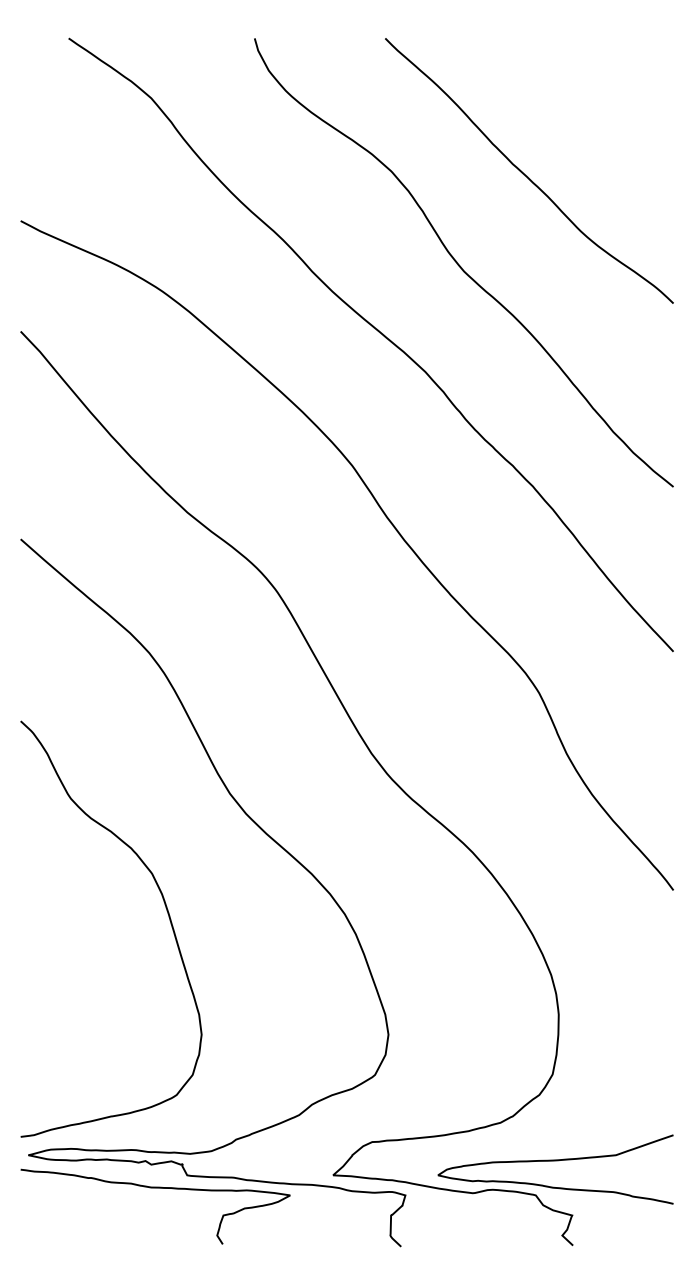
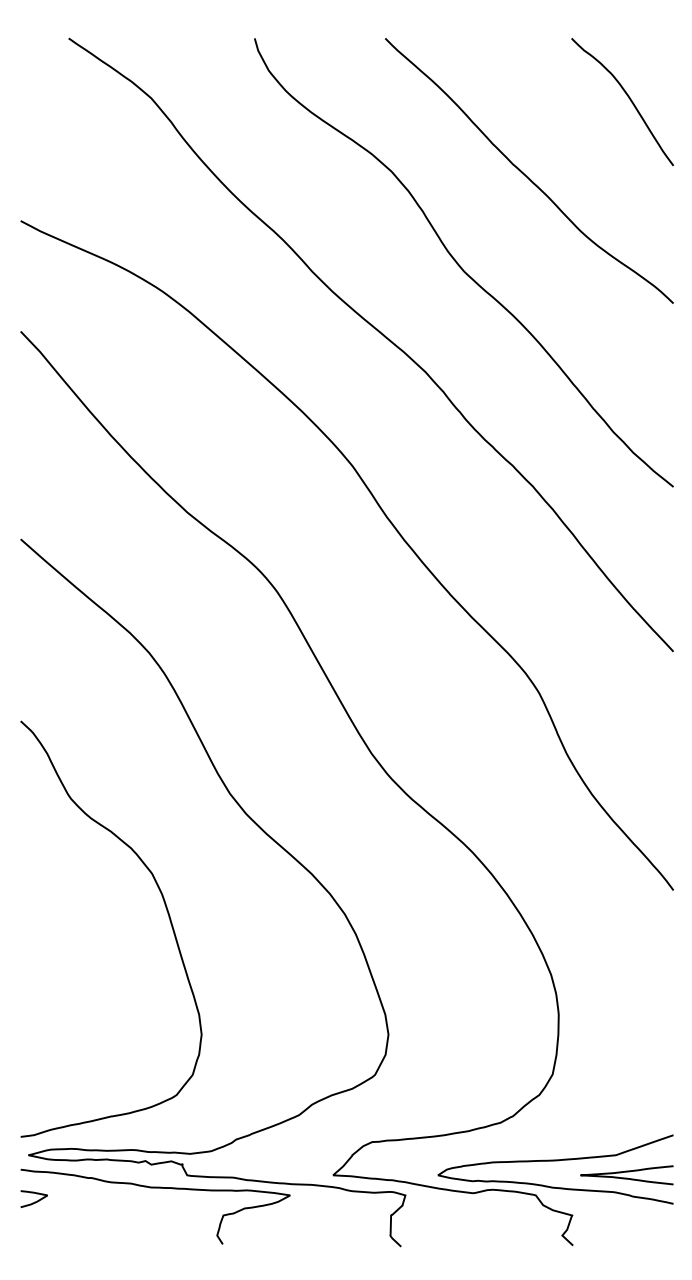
curve: none -> present (628, 98)
curve: none -> present (626, 1177)
curve: none -> present (34, 1201)
